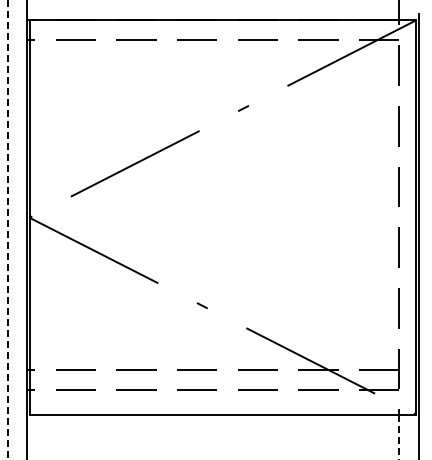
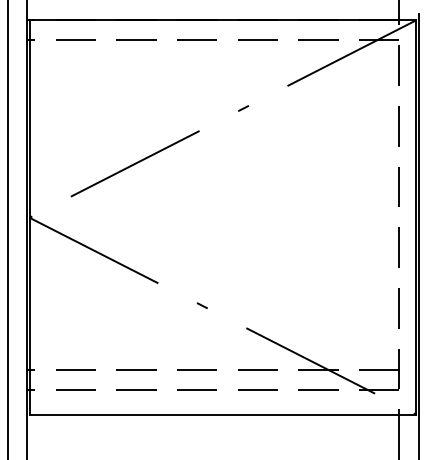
line: dashed -> solid (7, 230)
line: dashed -> solid (399, 437)
